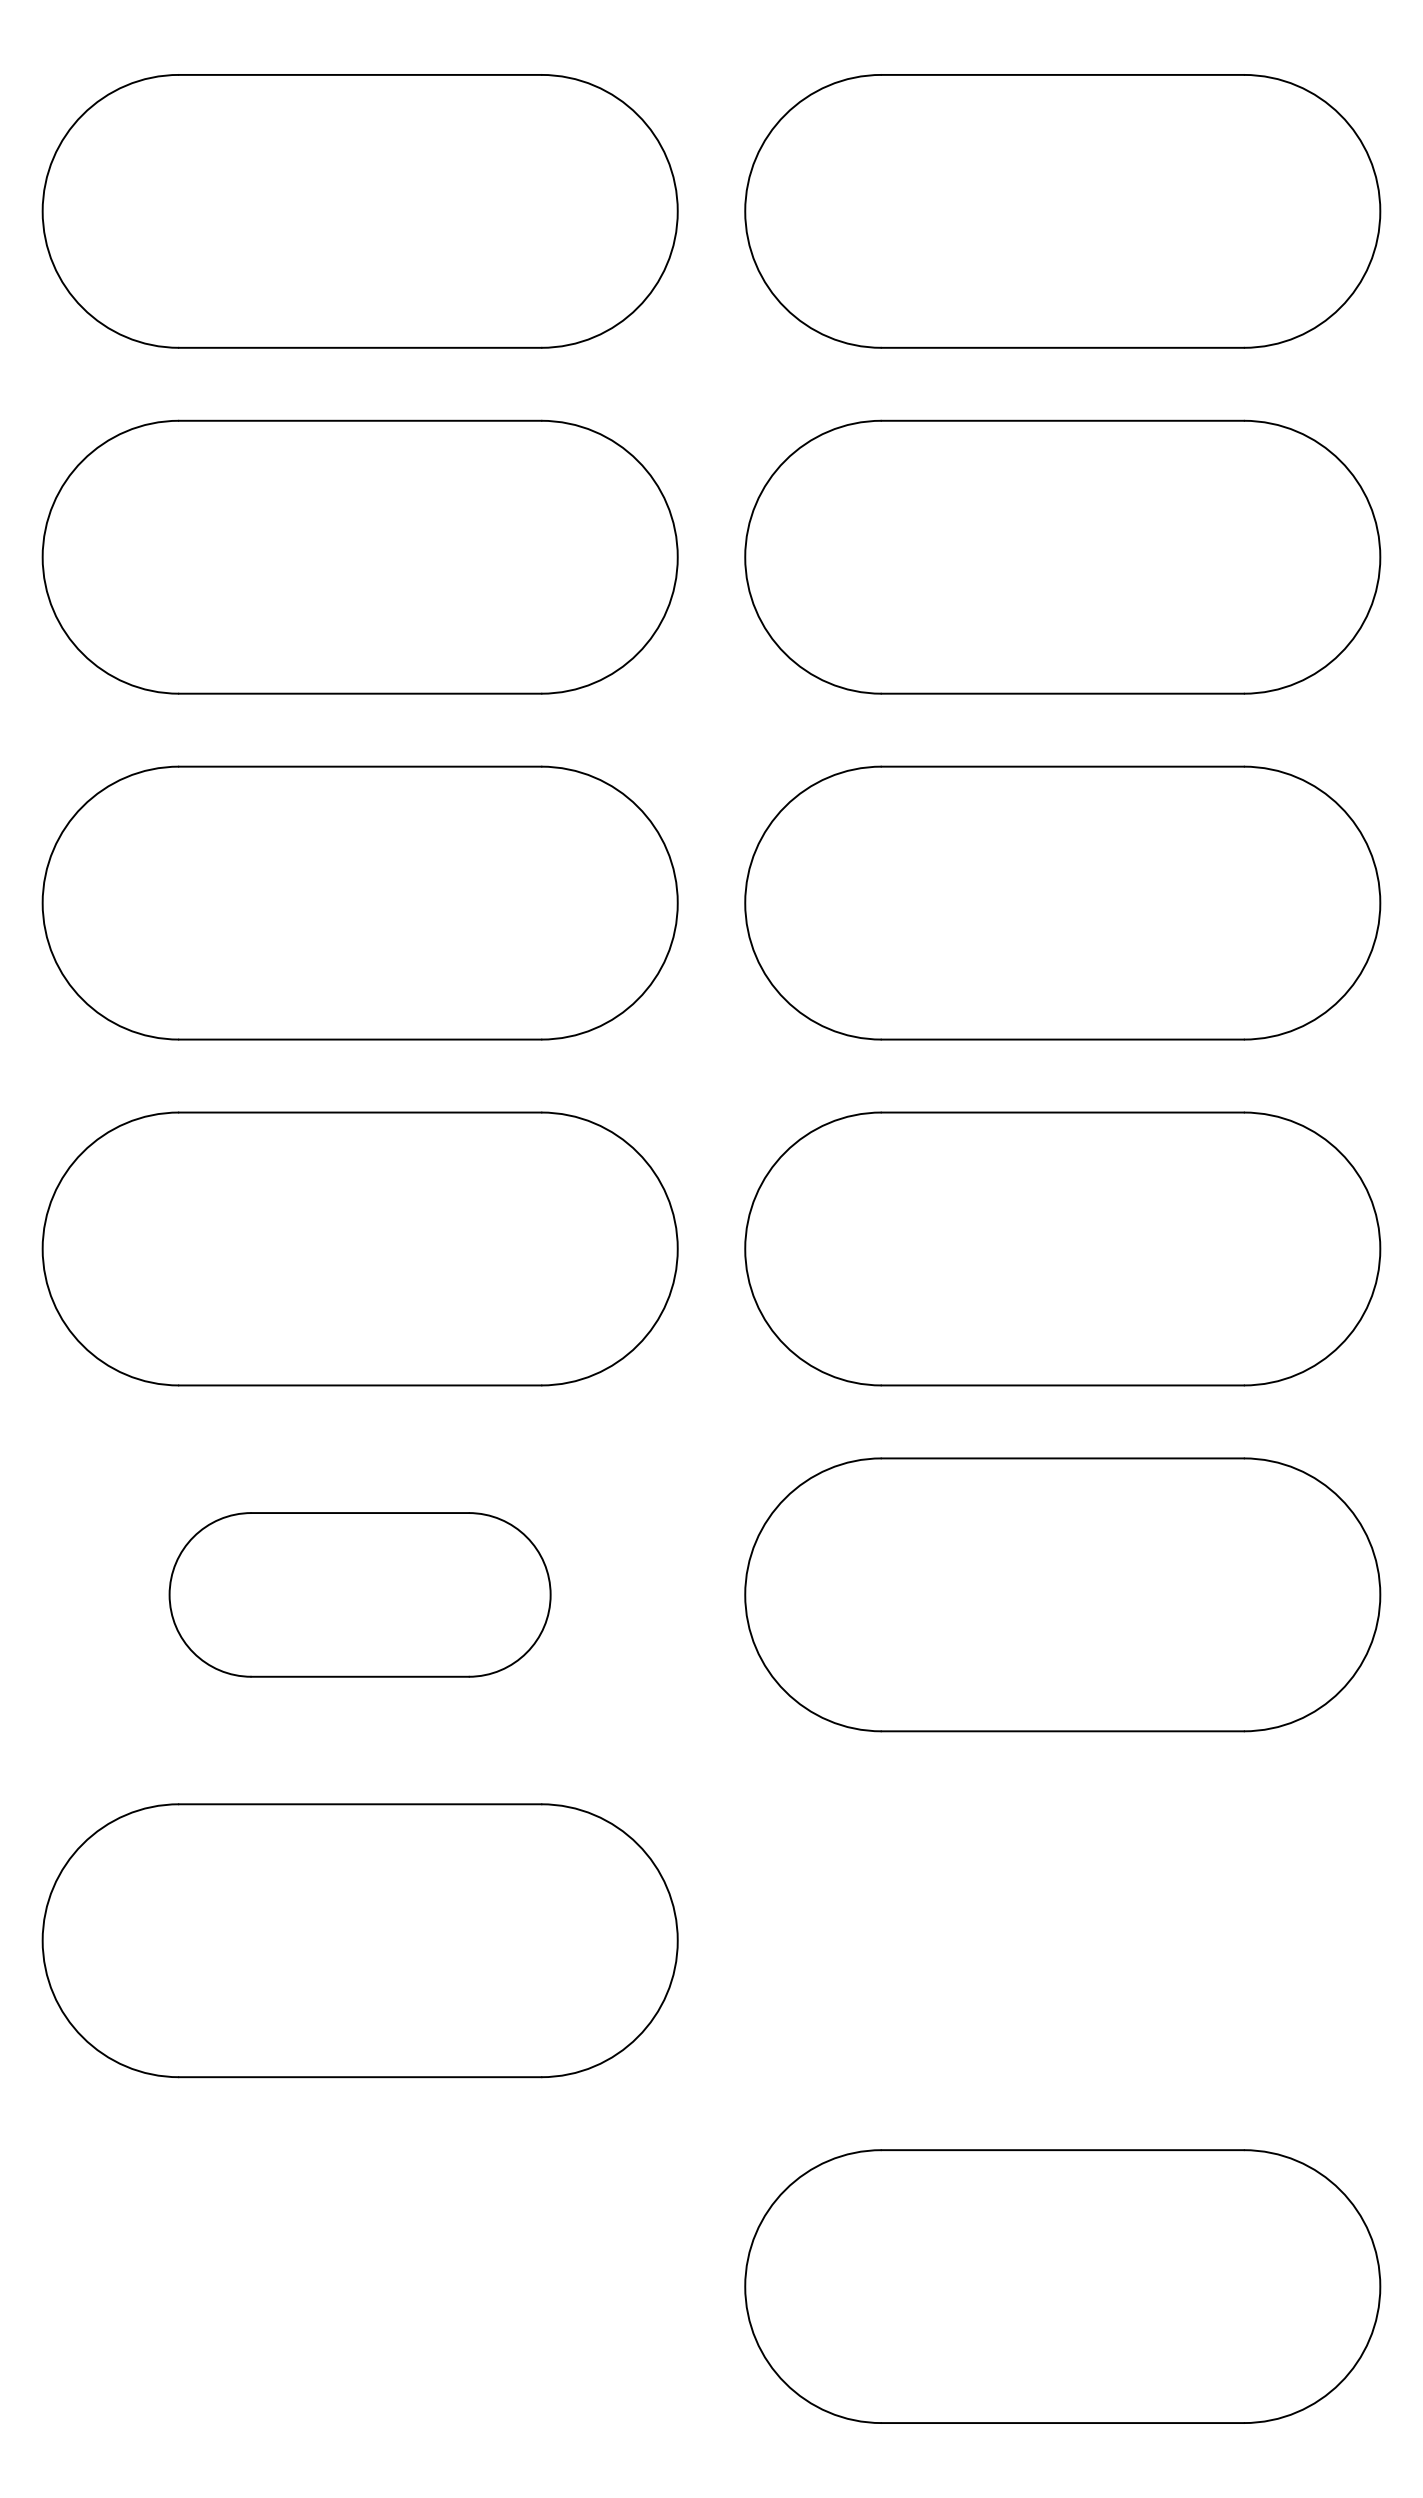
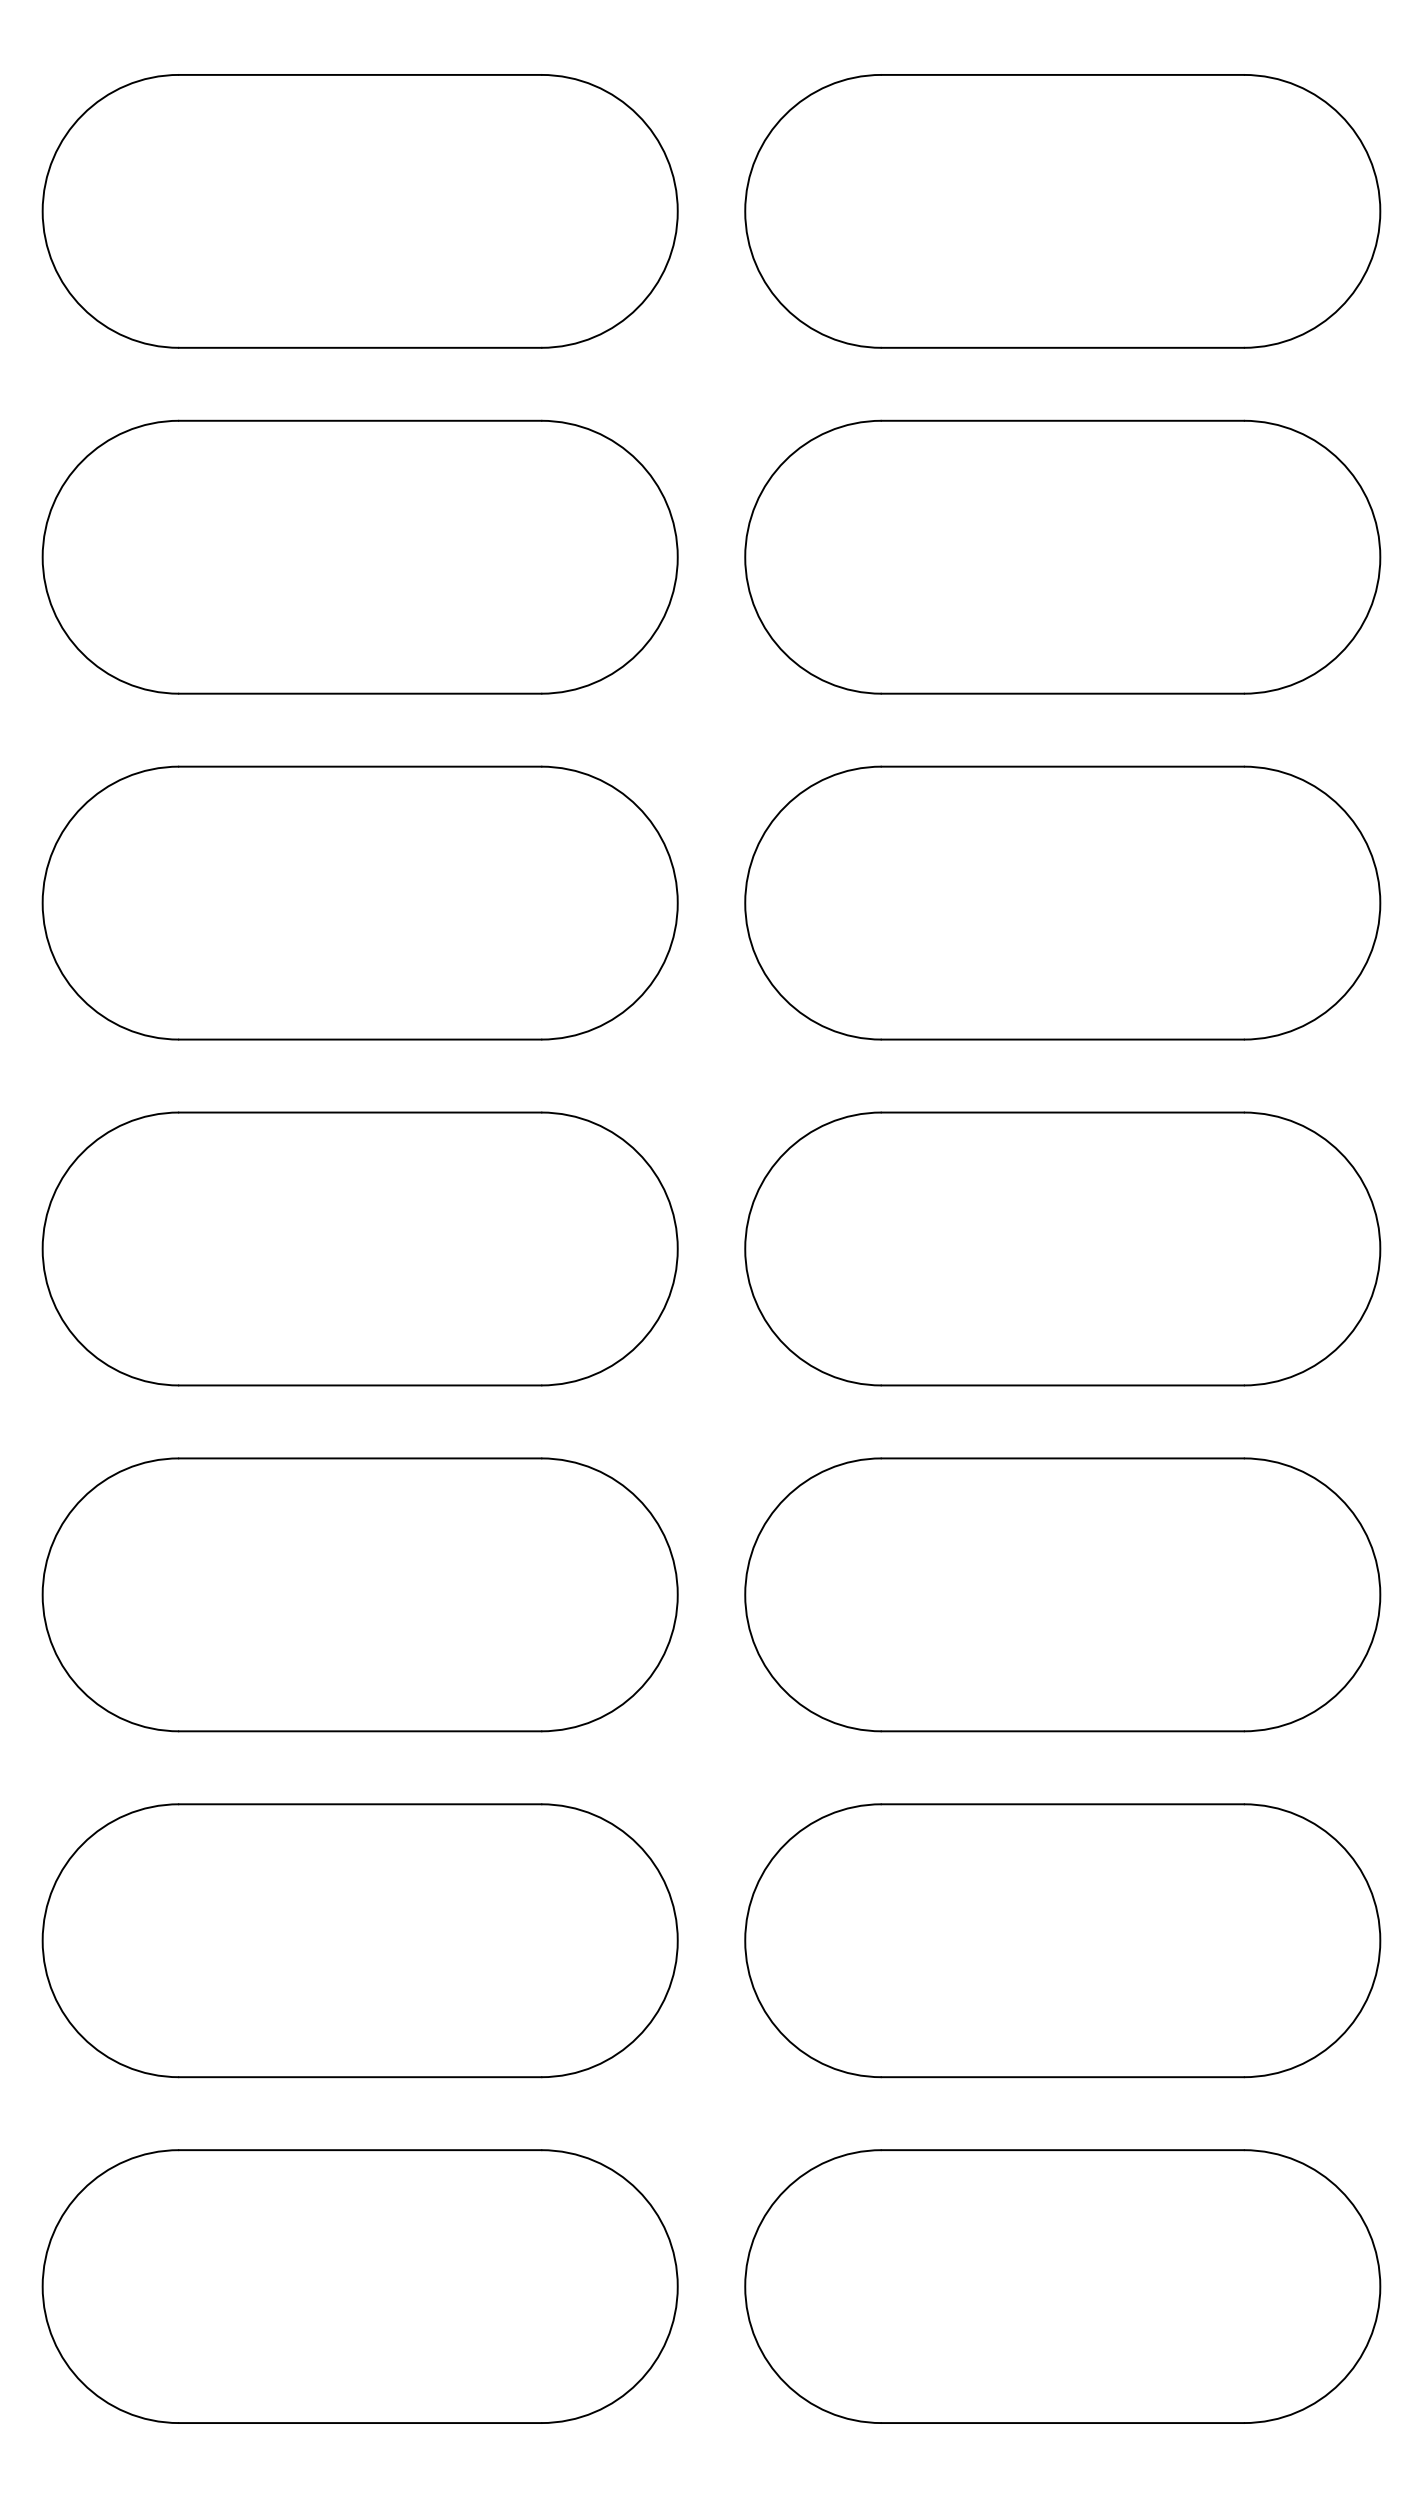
part size: 384x166 px -> 638x276 px (359, 1594)
part: none -> present (1062, 1940)
part: none -> present (359, 2286)
